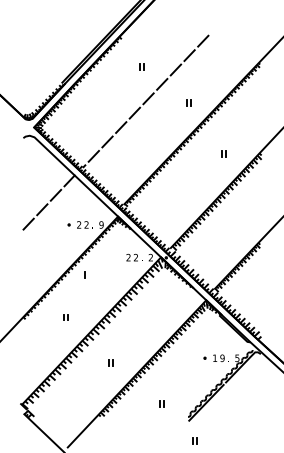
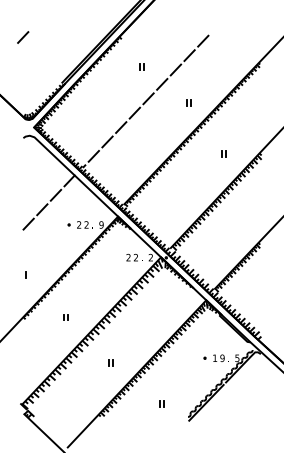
line: none -> present (23, 37)
line position: (84, 274) -> (25, 274) (25, 274)
part: present -> none (194, 440)
